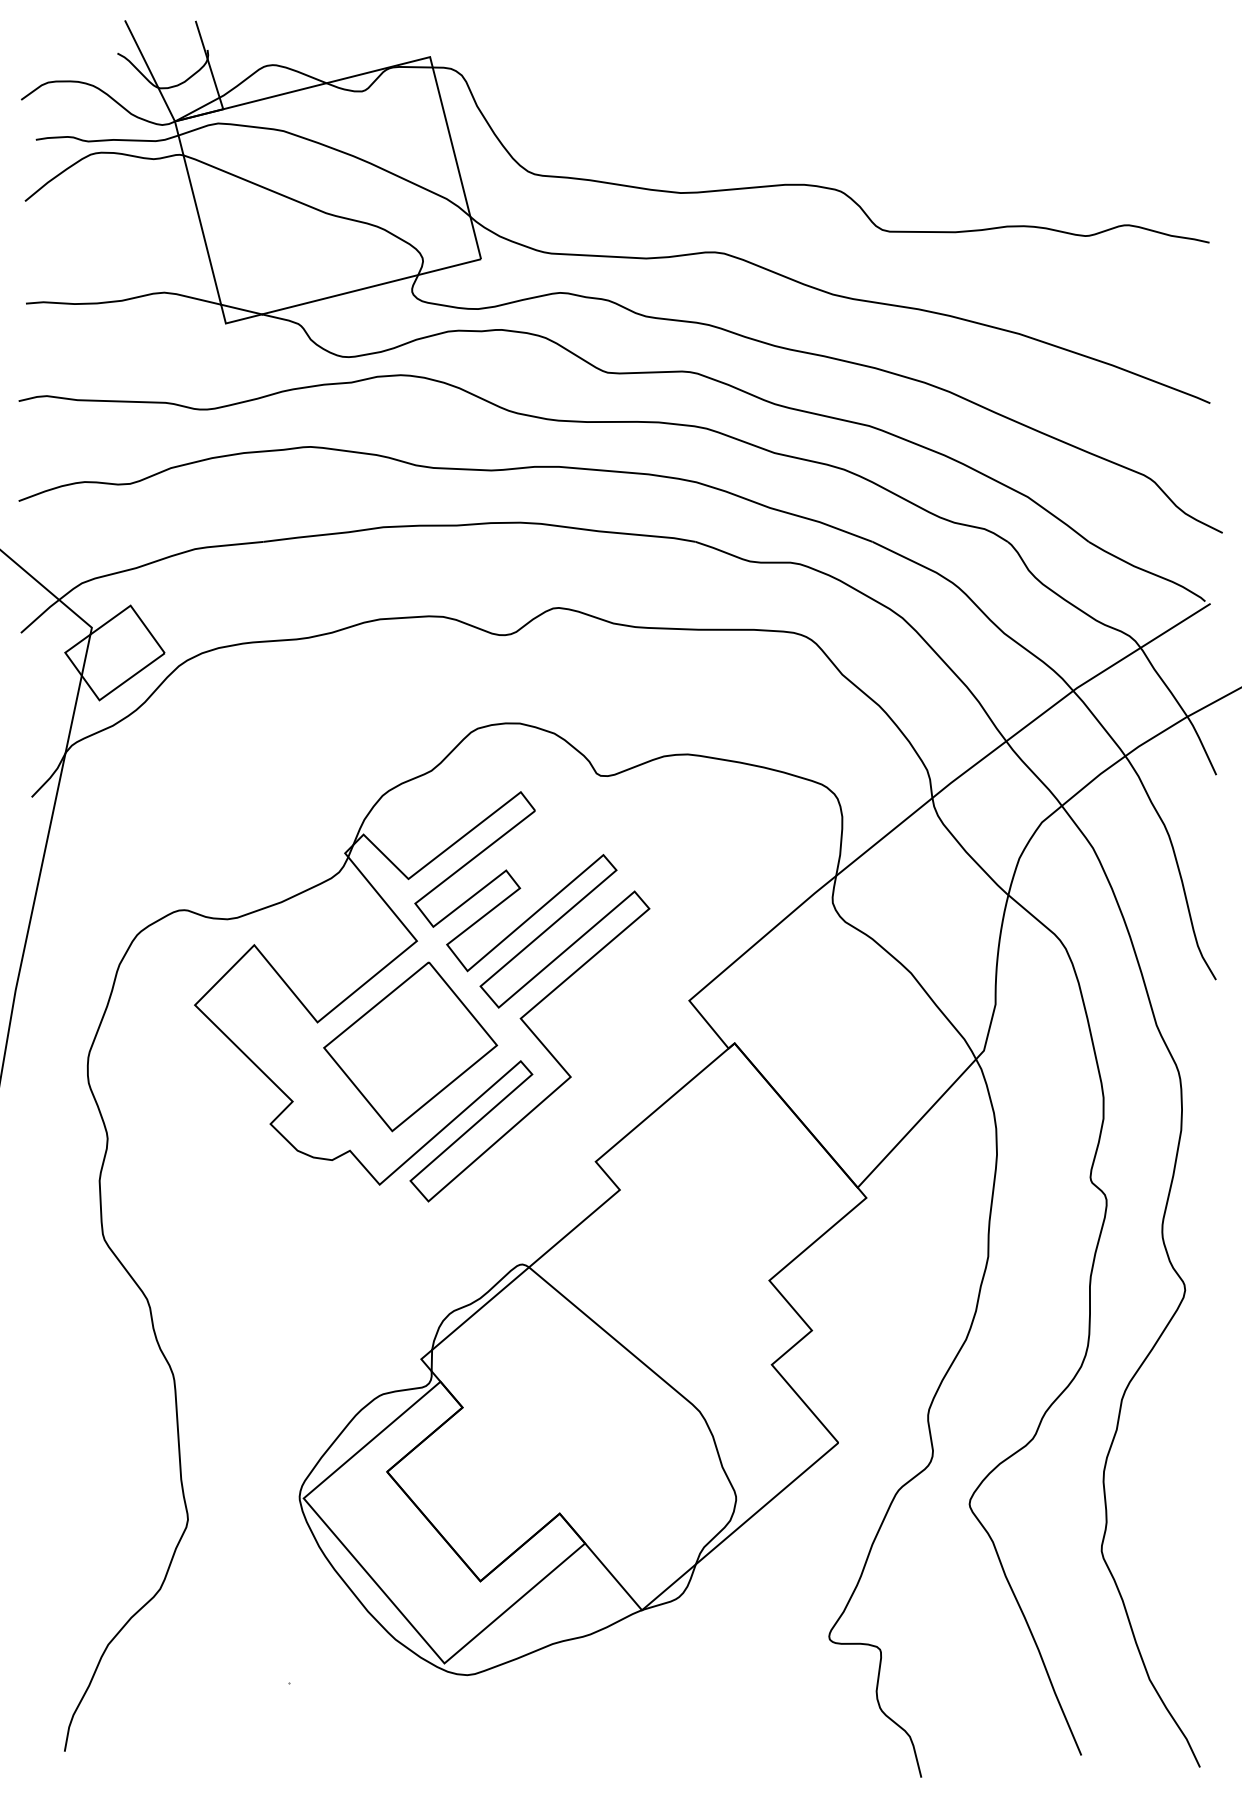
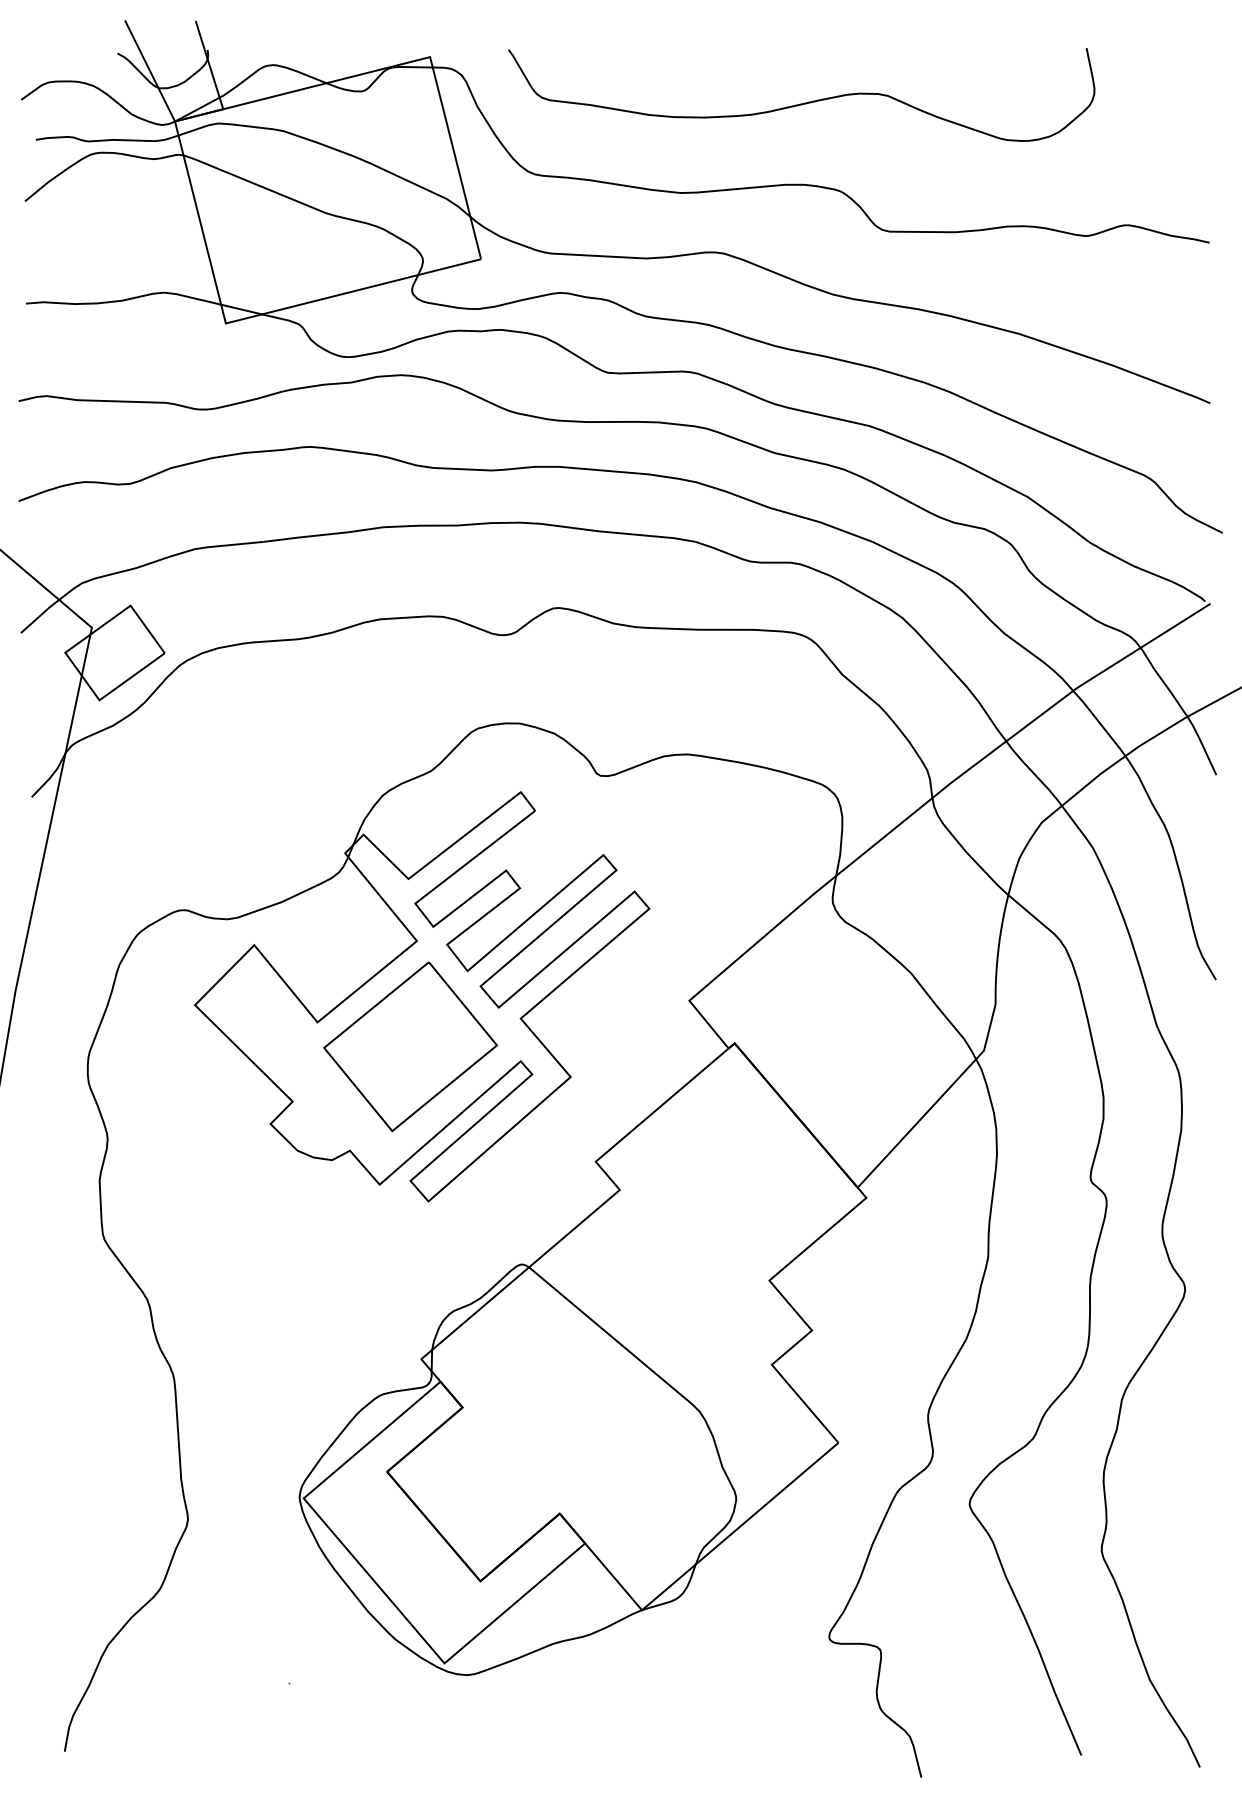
curve: none -> present (804, 102)
